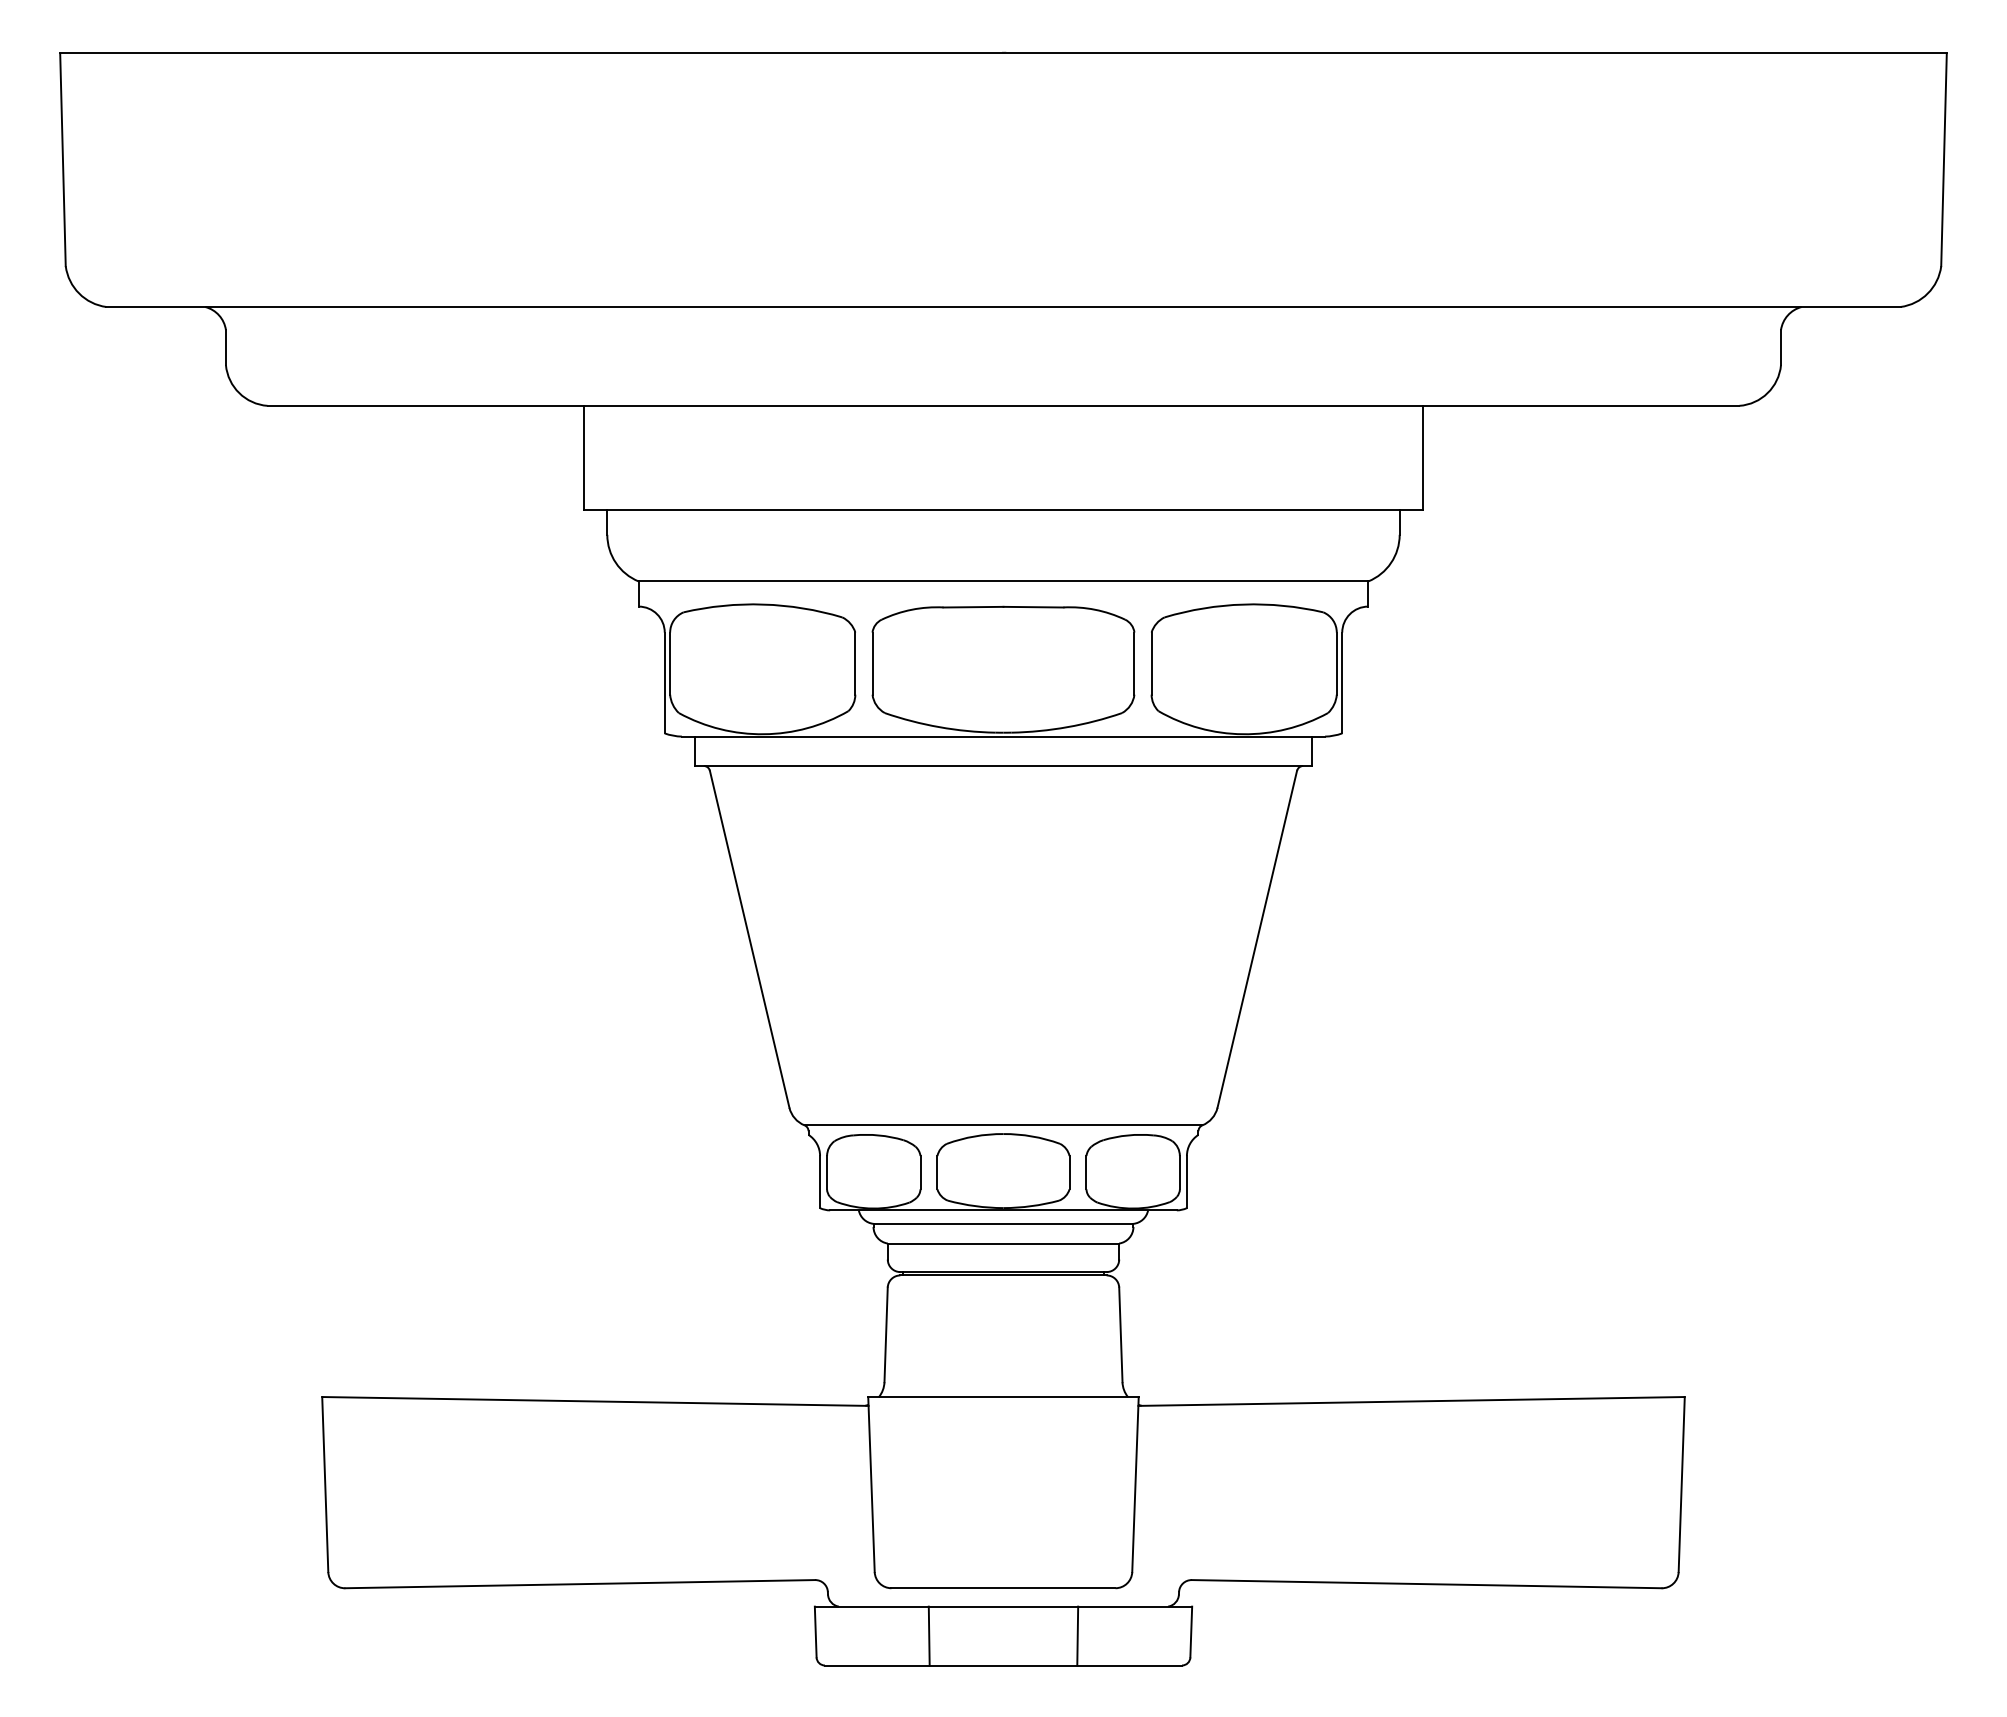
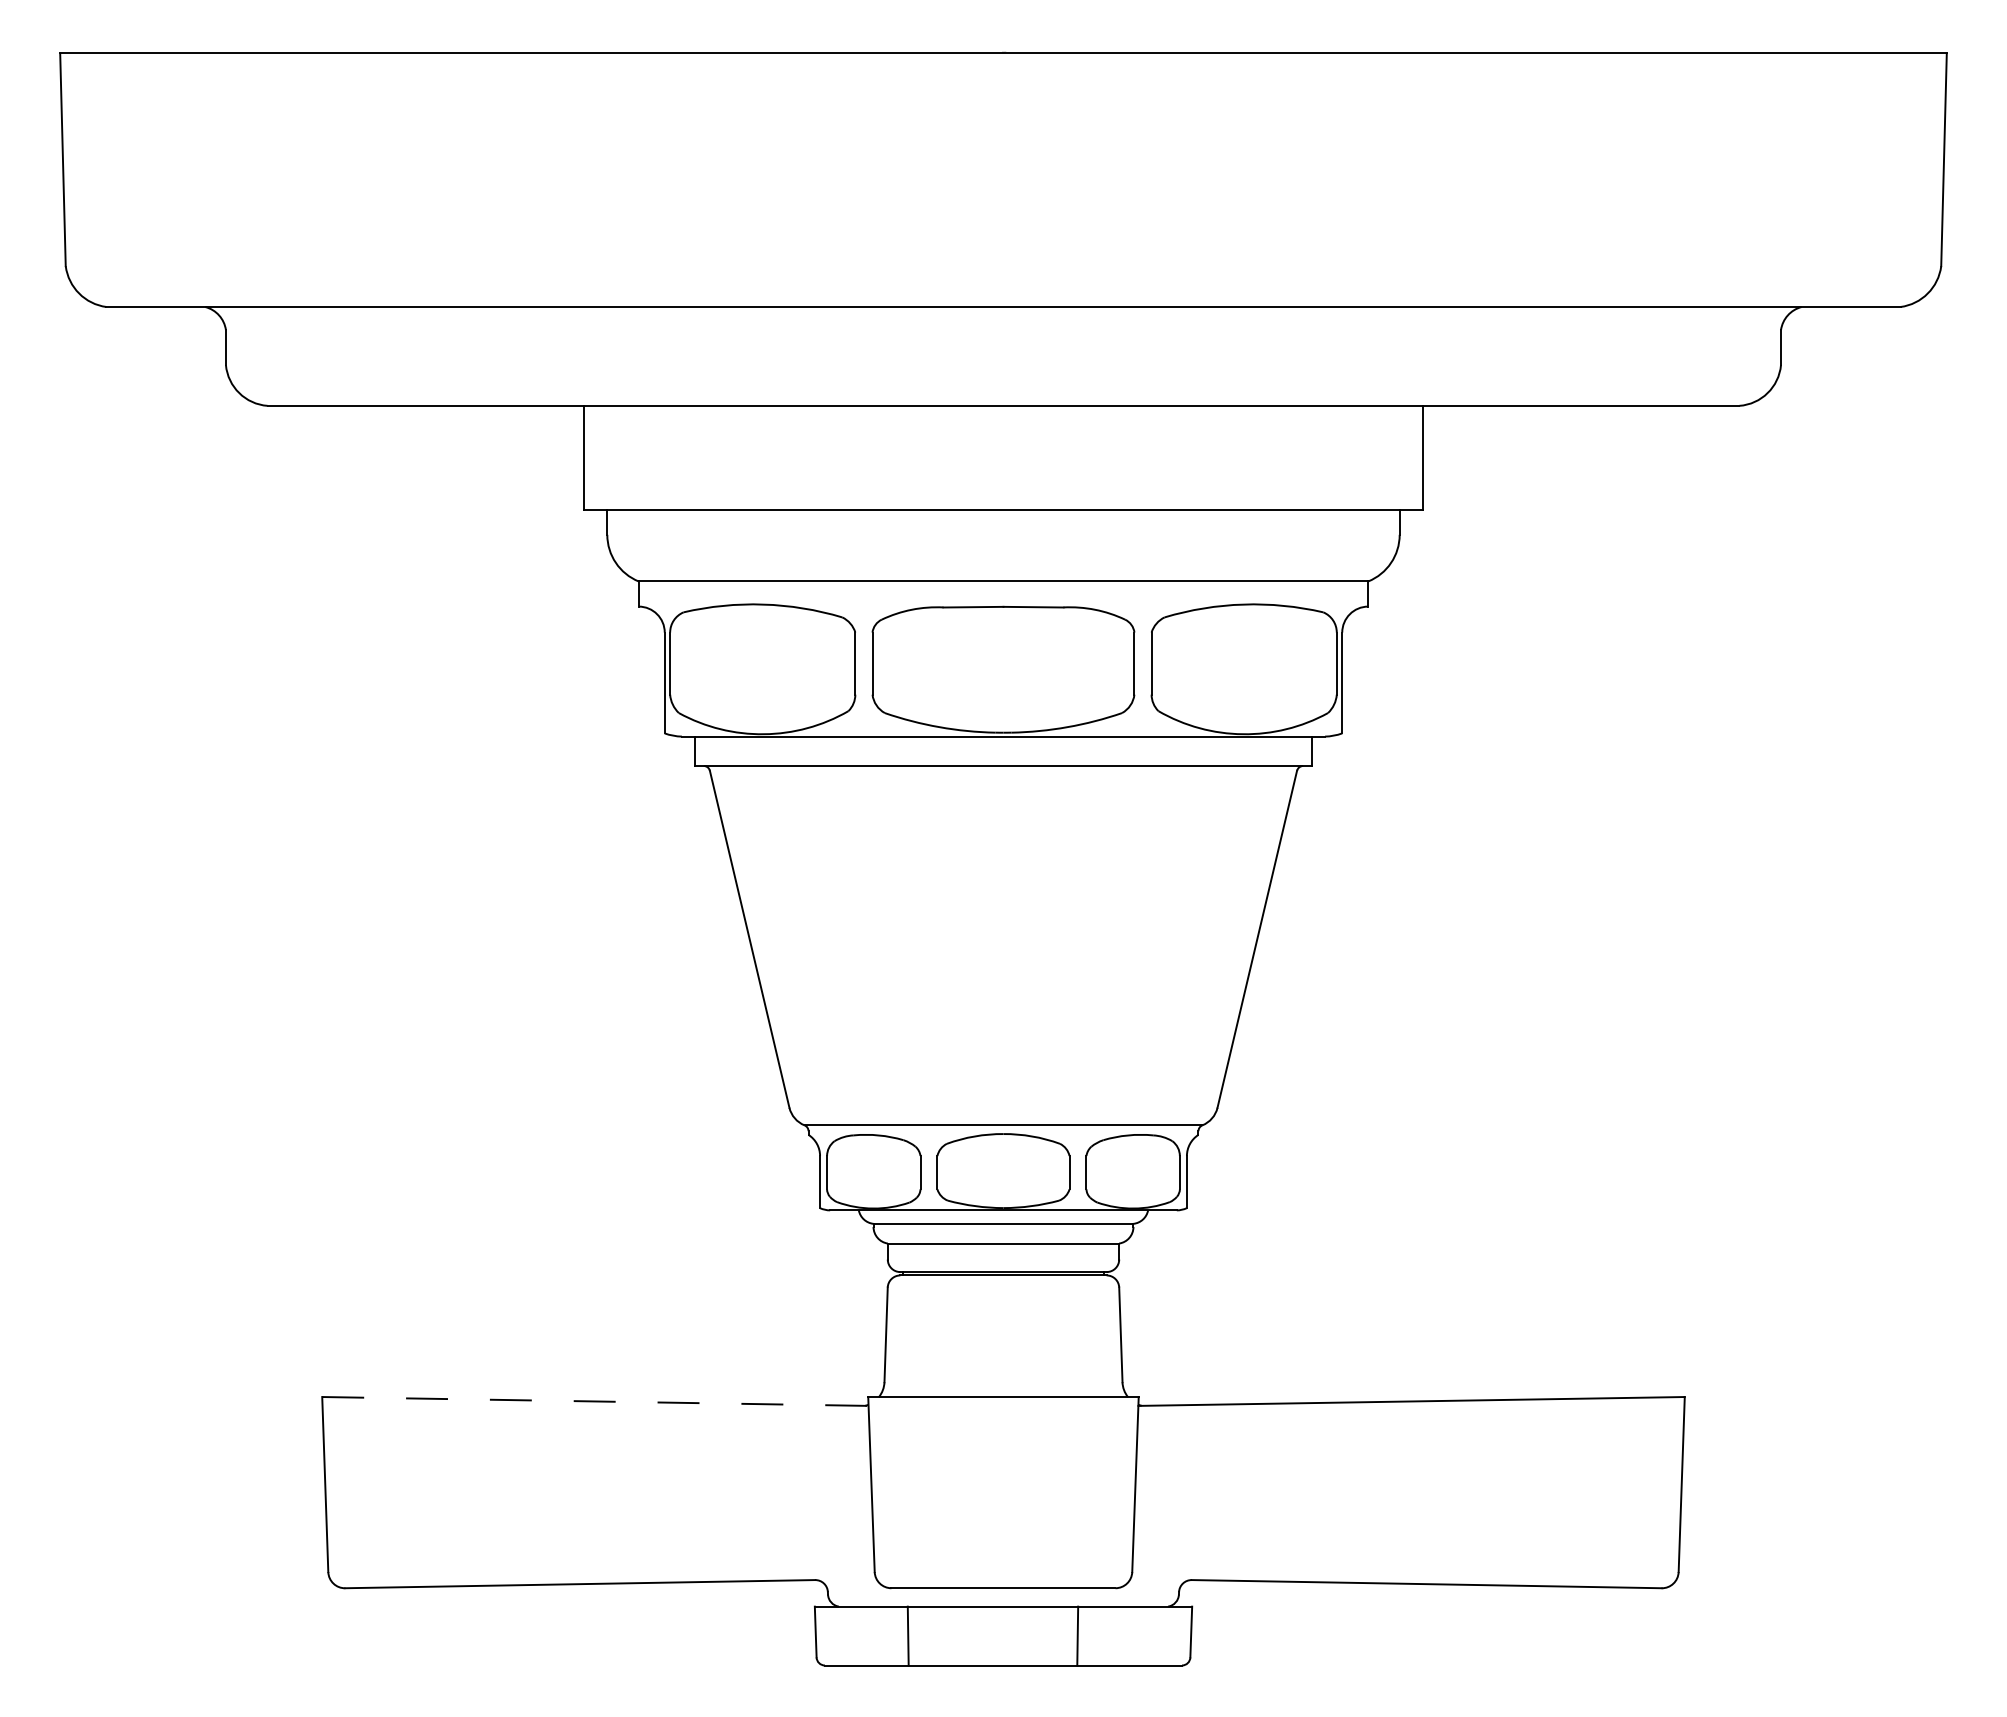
line: solid -> dashed (595, 1401)
line position: (928, 1635) -> (907, 1635) (907, 1635)
